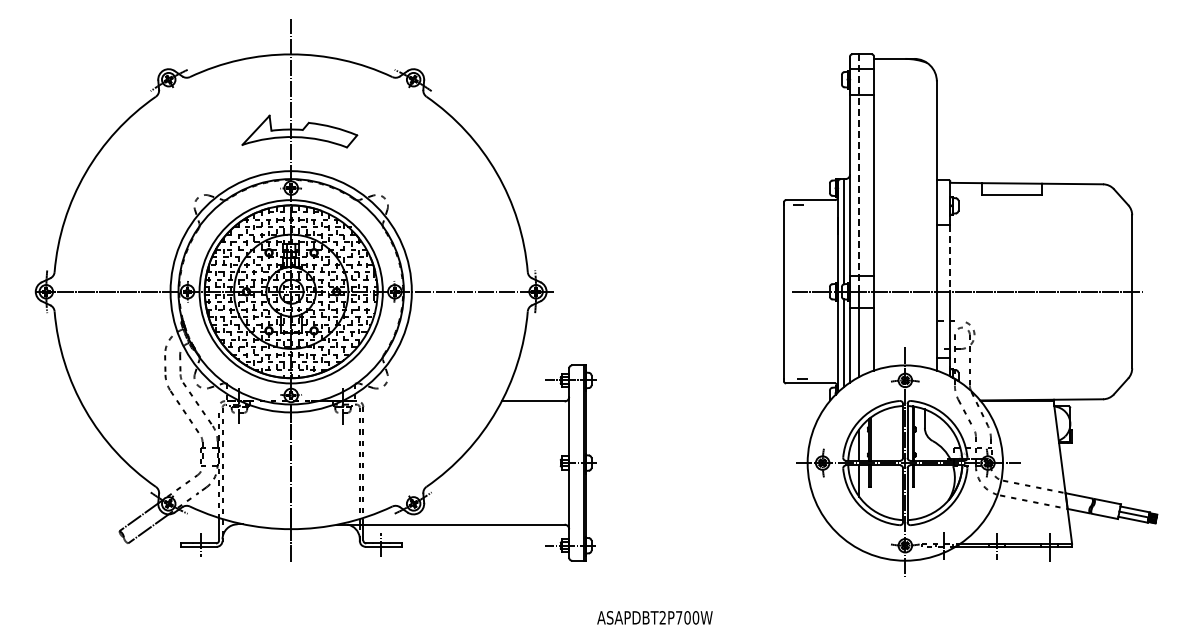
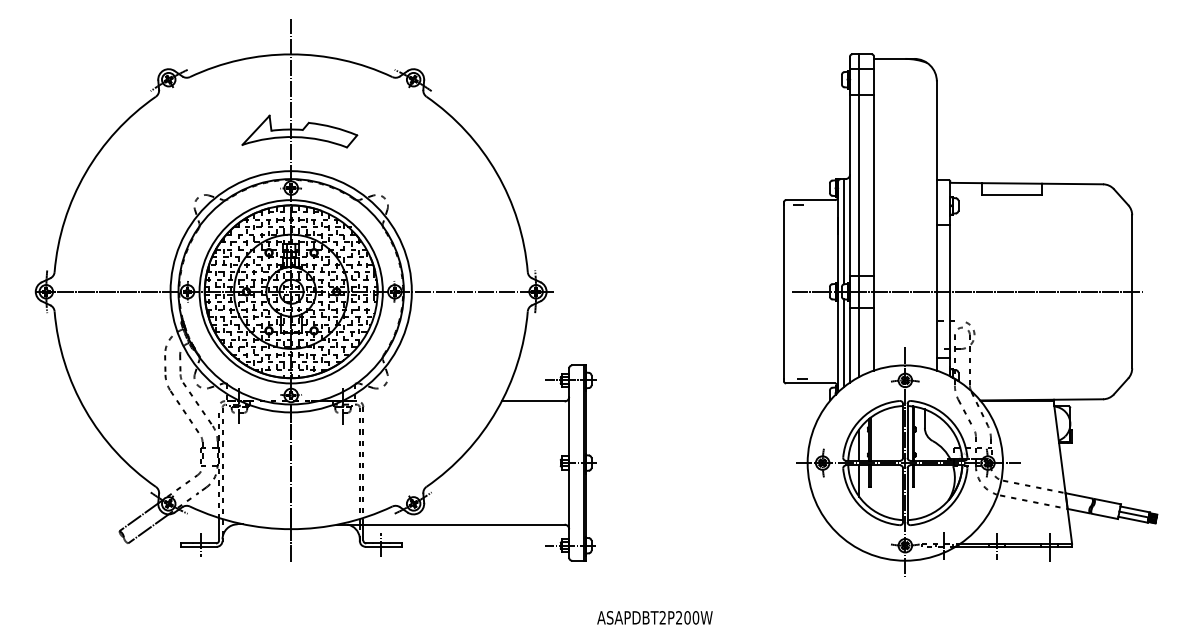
line: dashed -> solid (859, 173)
line: dashed -> solid (950, 259)
text: ASAPDBT2P700W -> ASAPDBT2P200W (679, 617)
